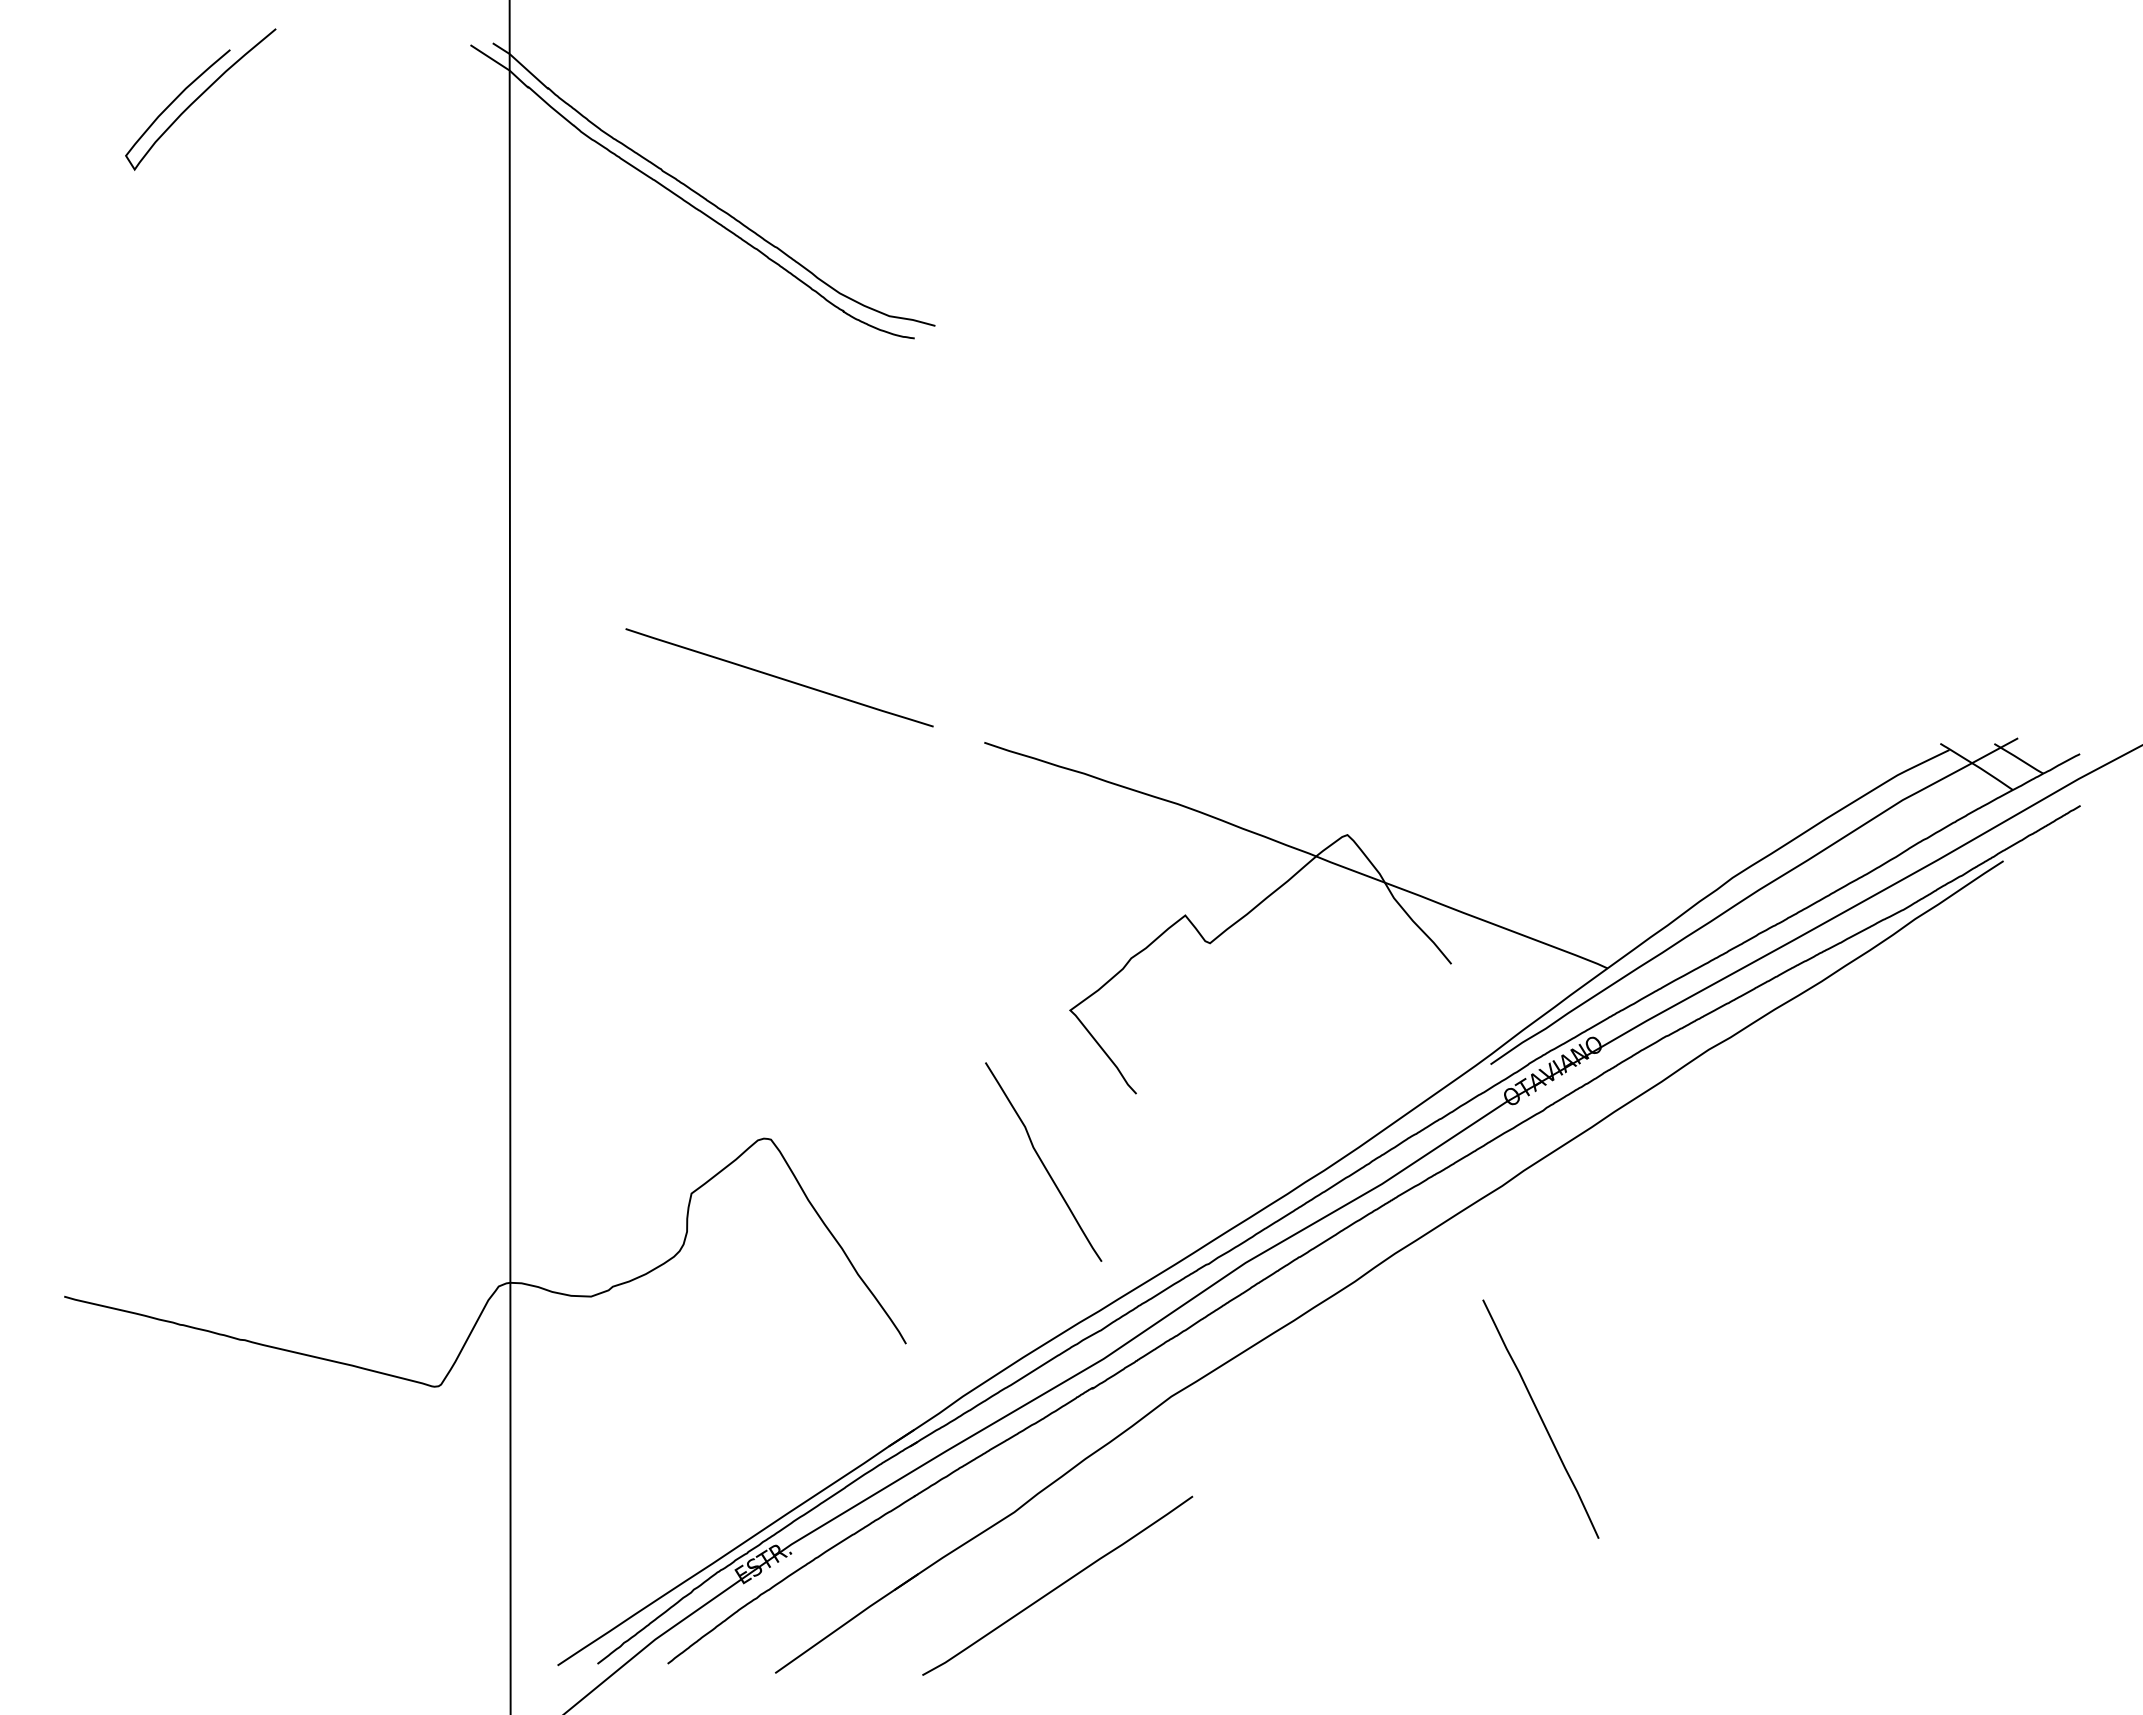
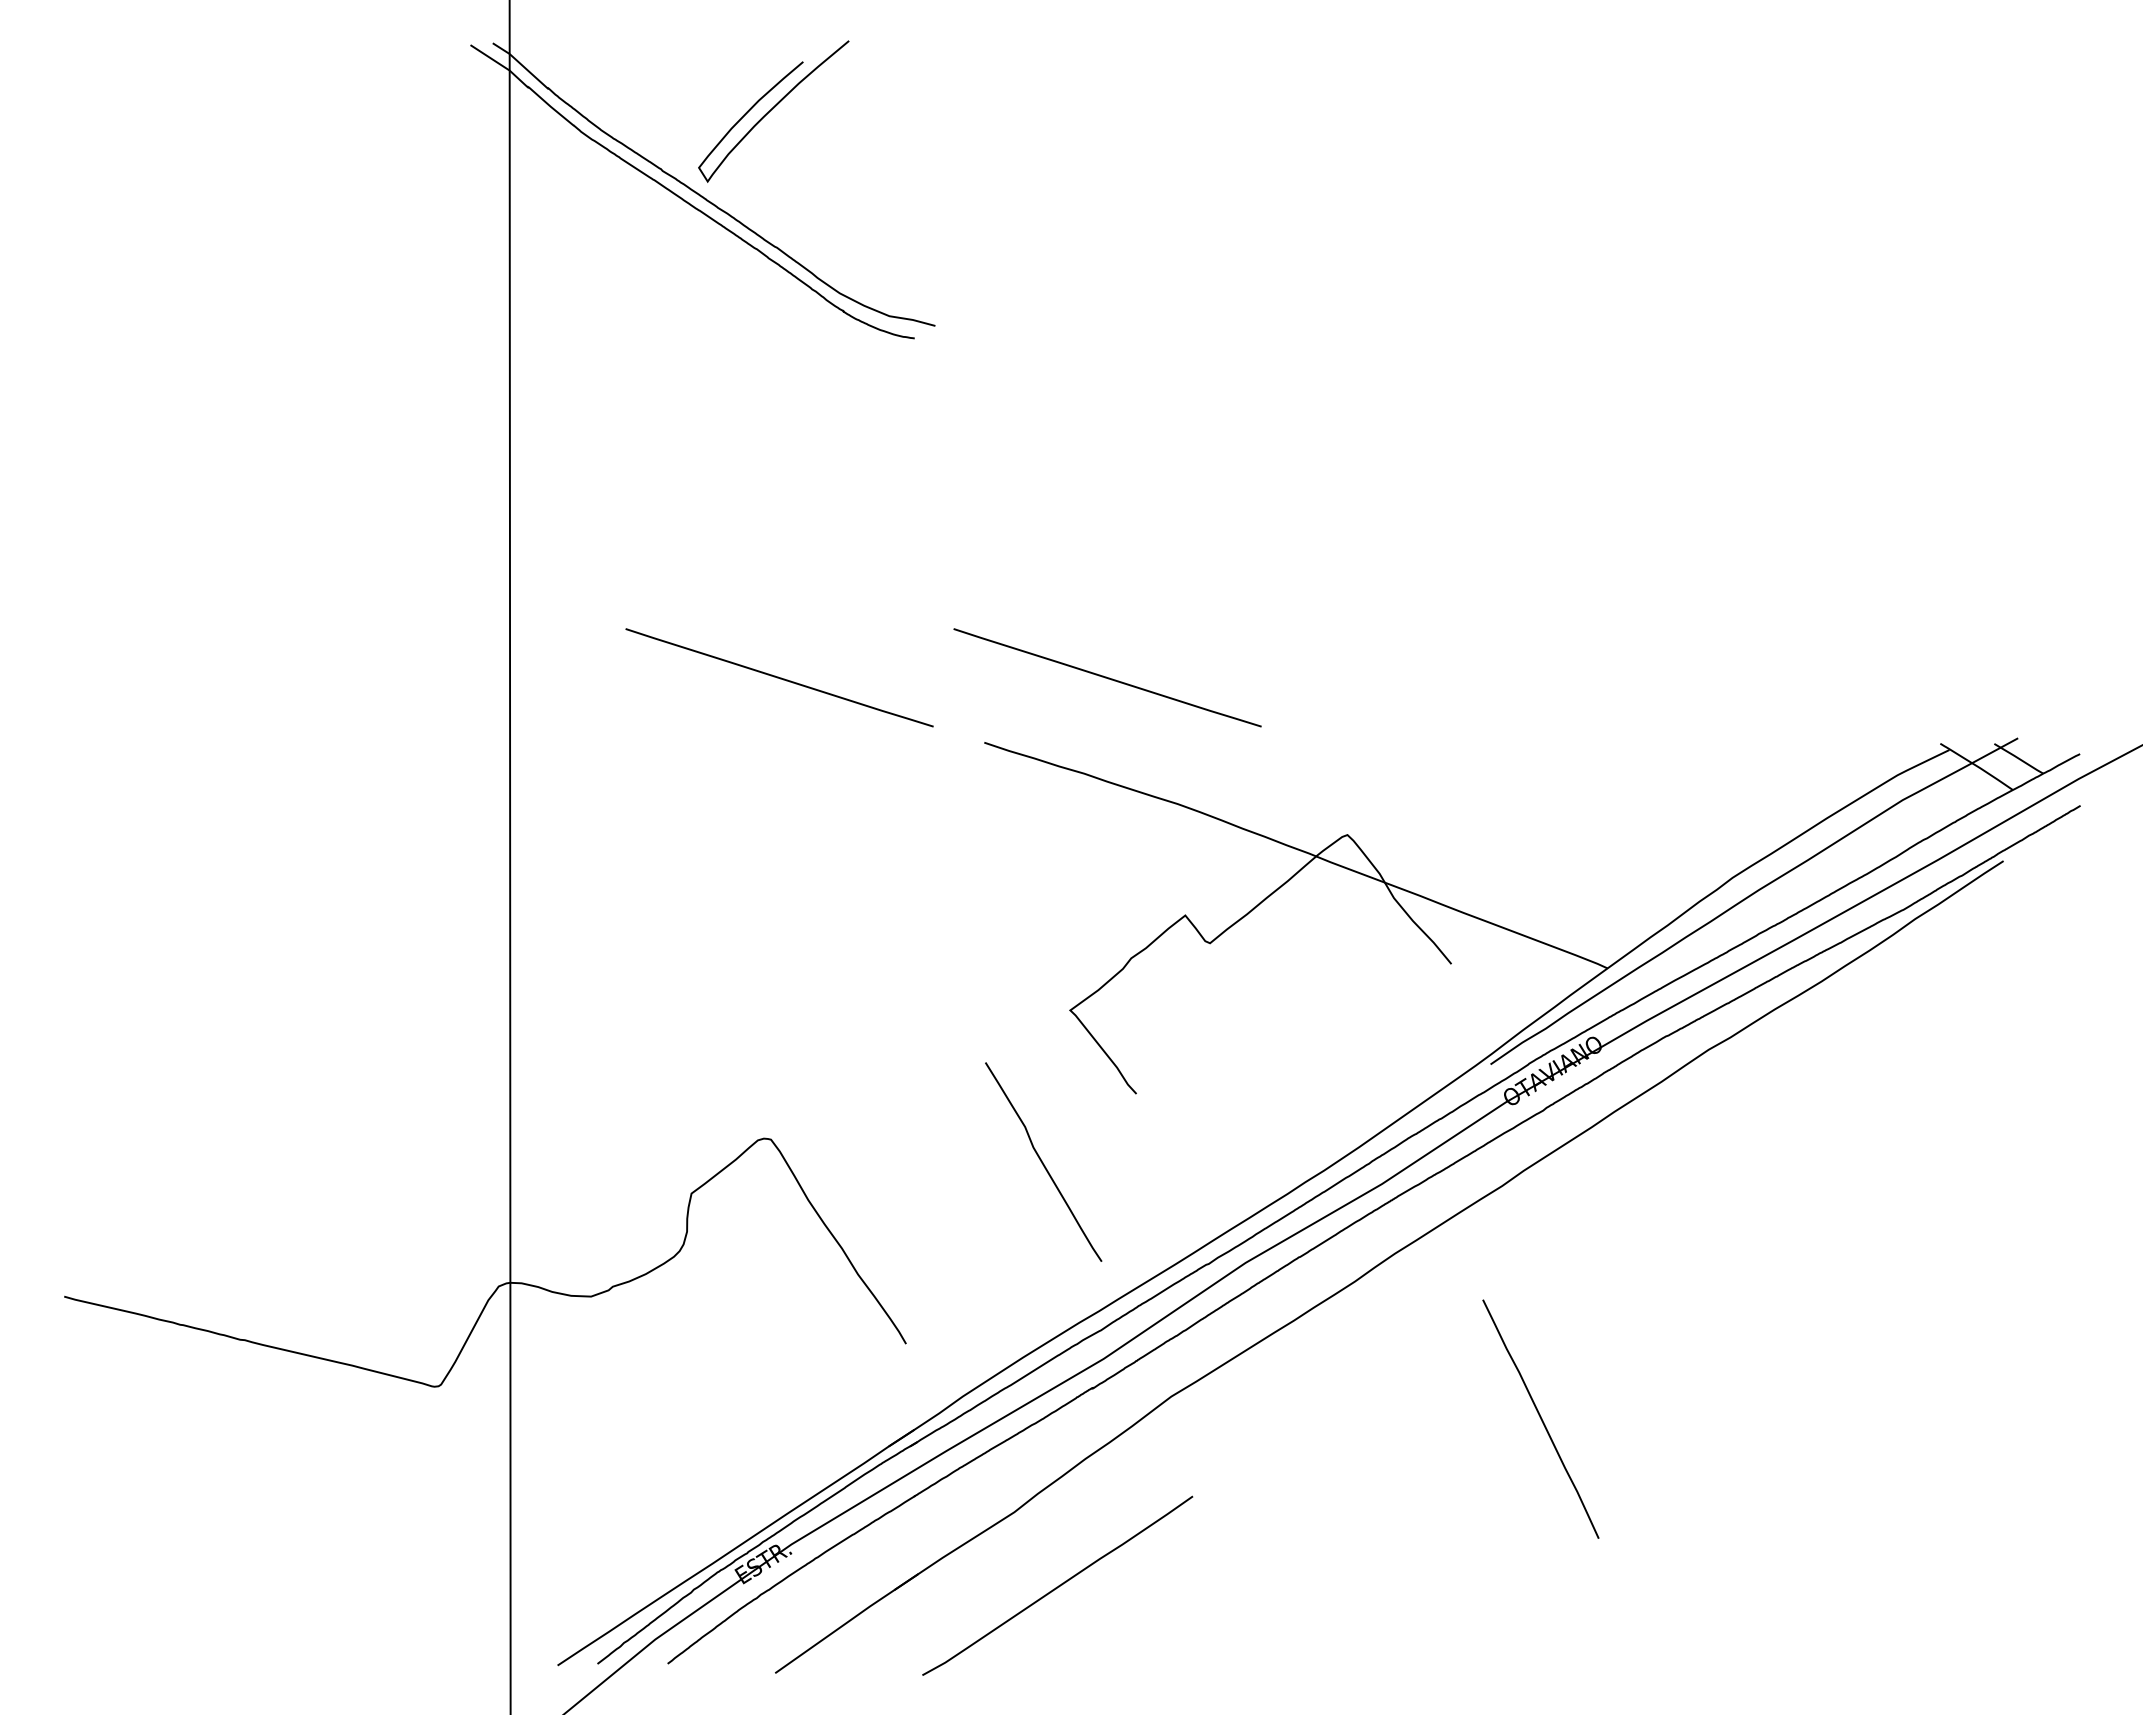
curve position: (199, 97) -> (772, 109) (772, 109)
line: none -> present (1107, 677)
